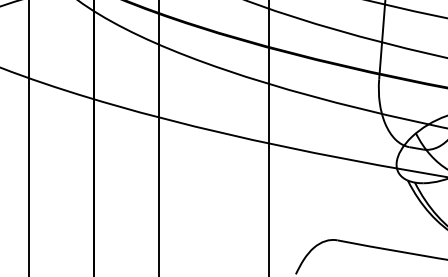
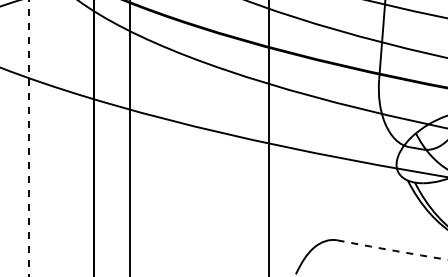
line position: (159, 137) -> (130, 137) (130, 137)
line: solid -> dashed (28, 138)
arc: solid -> dashed (393, 250)
